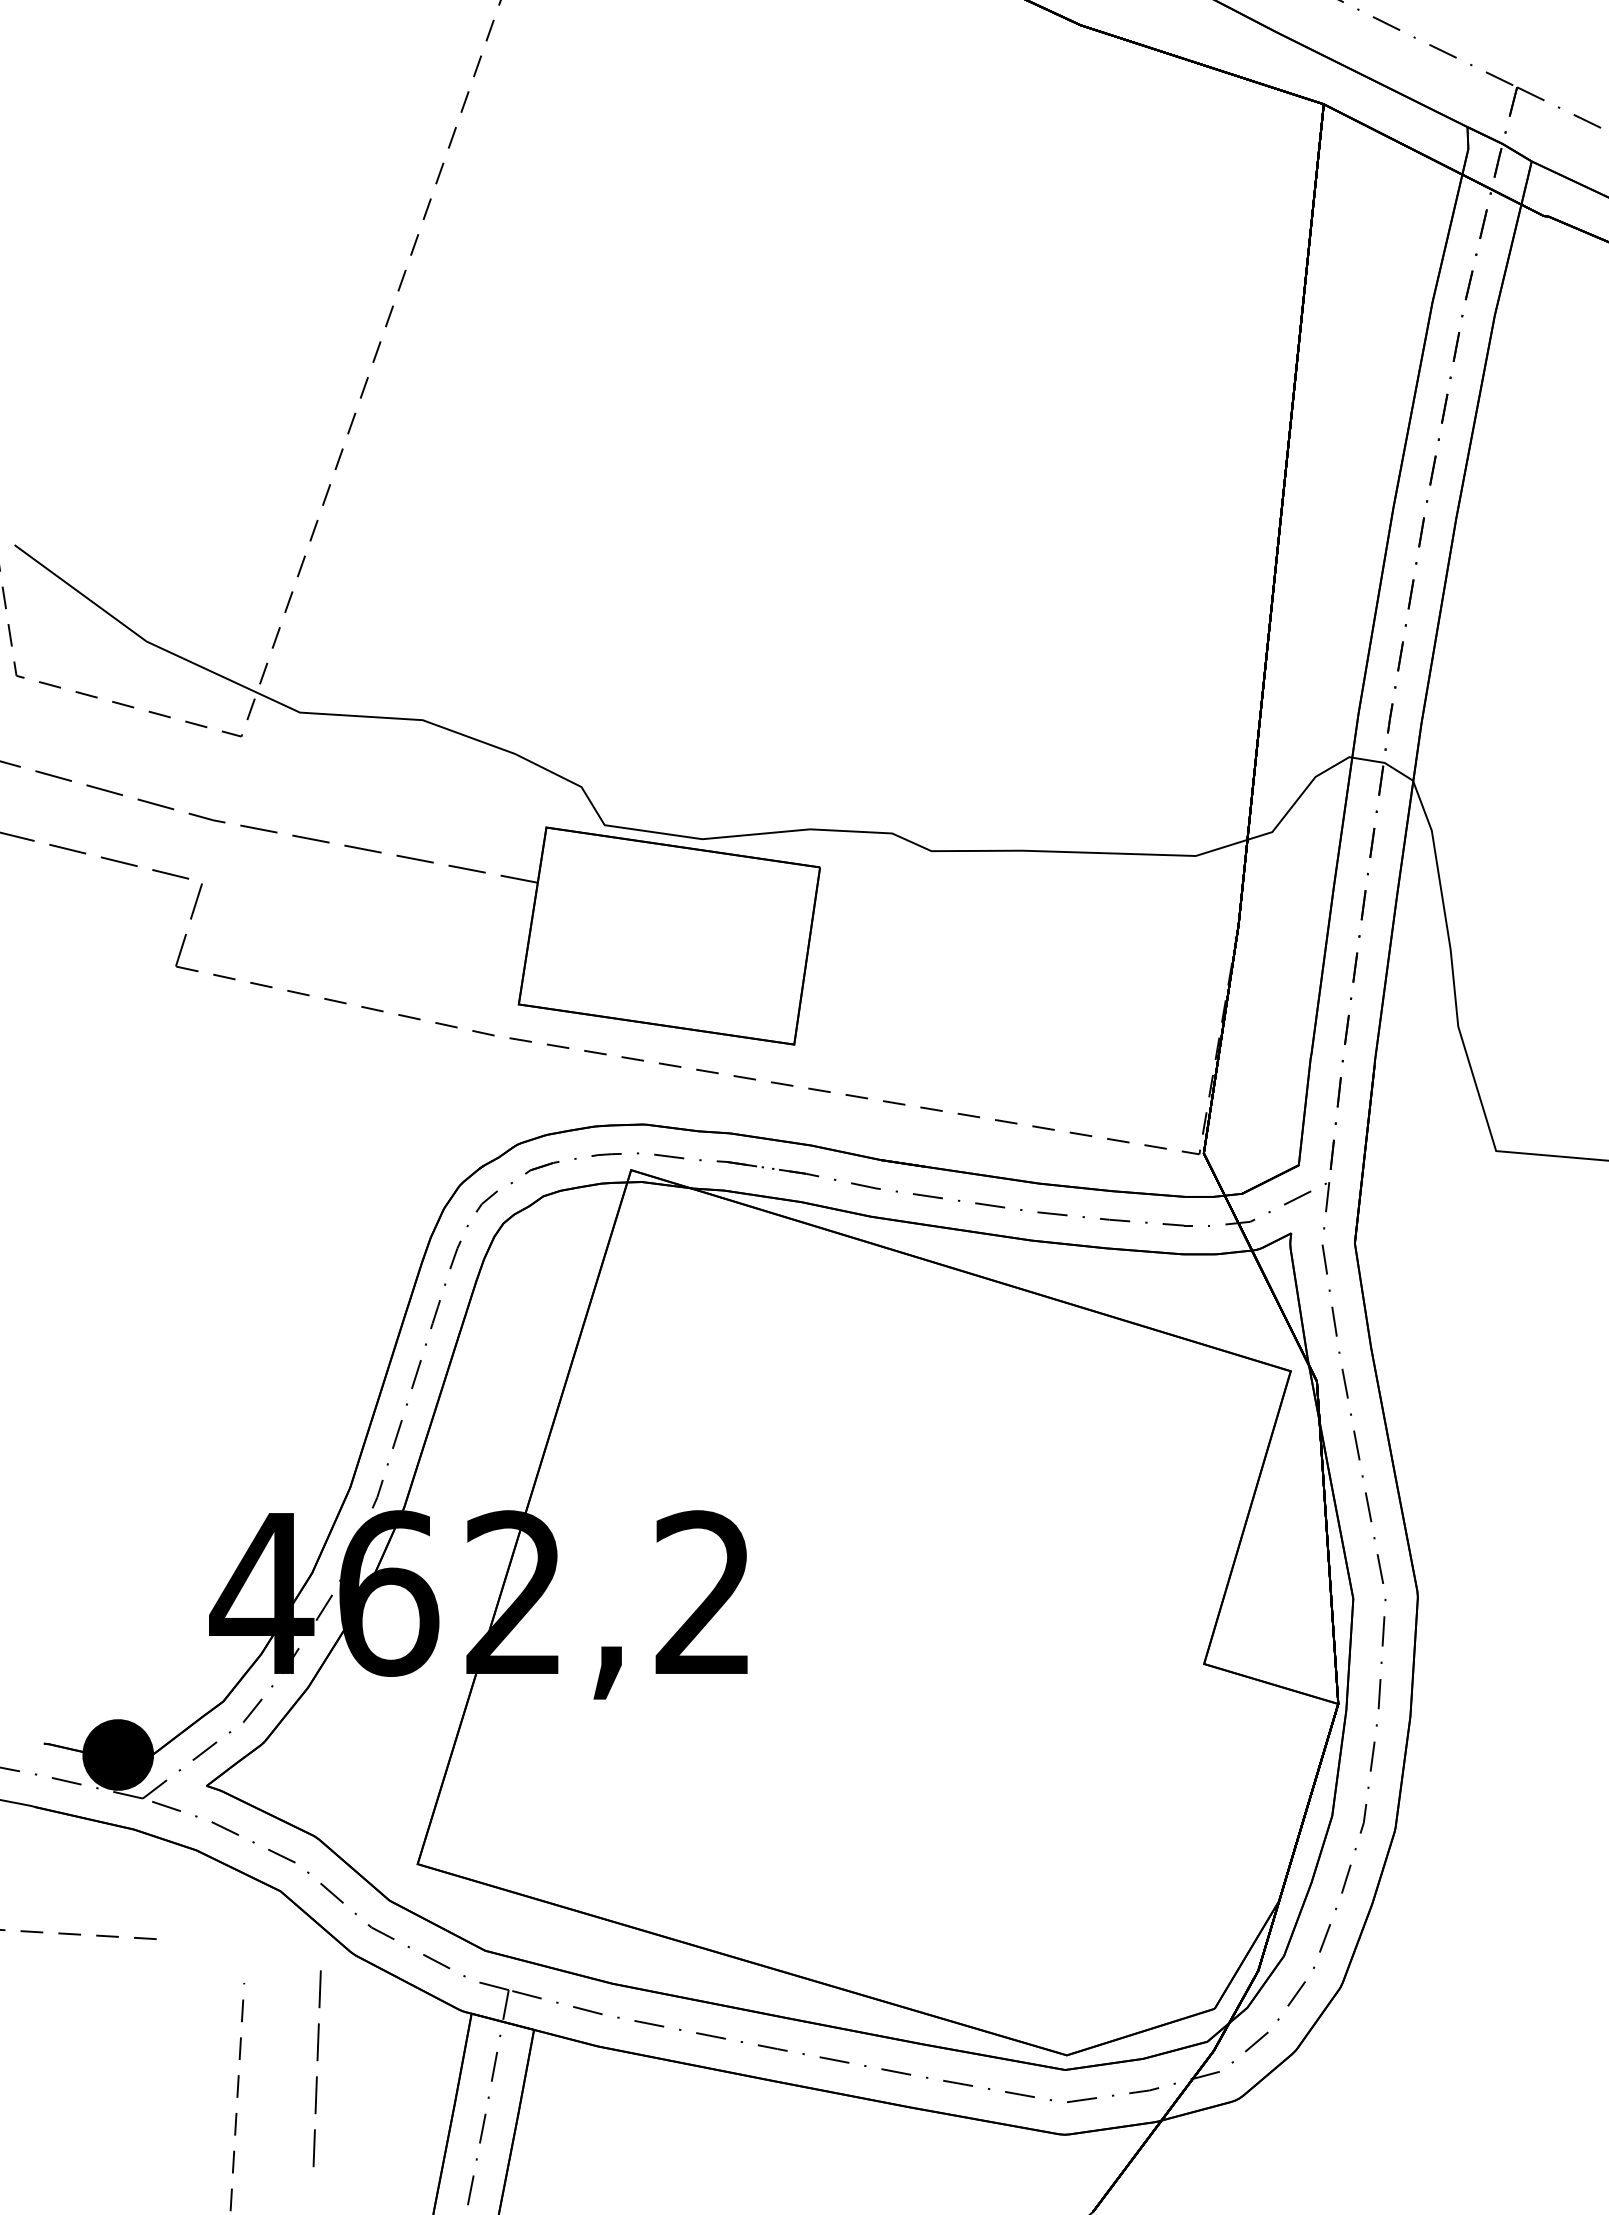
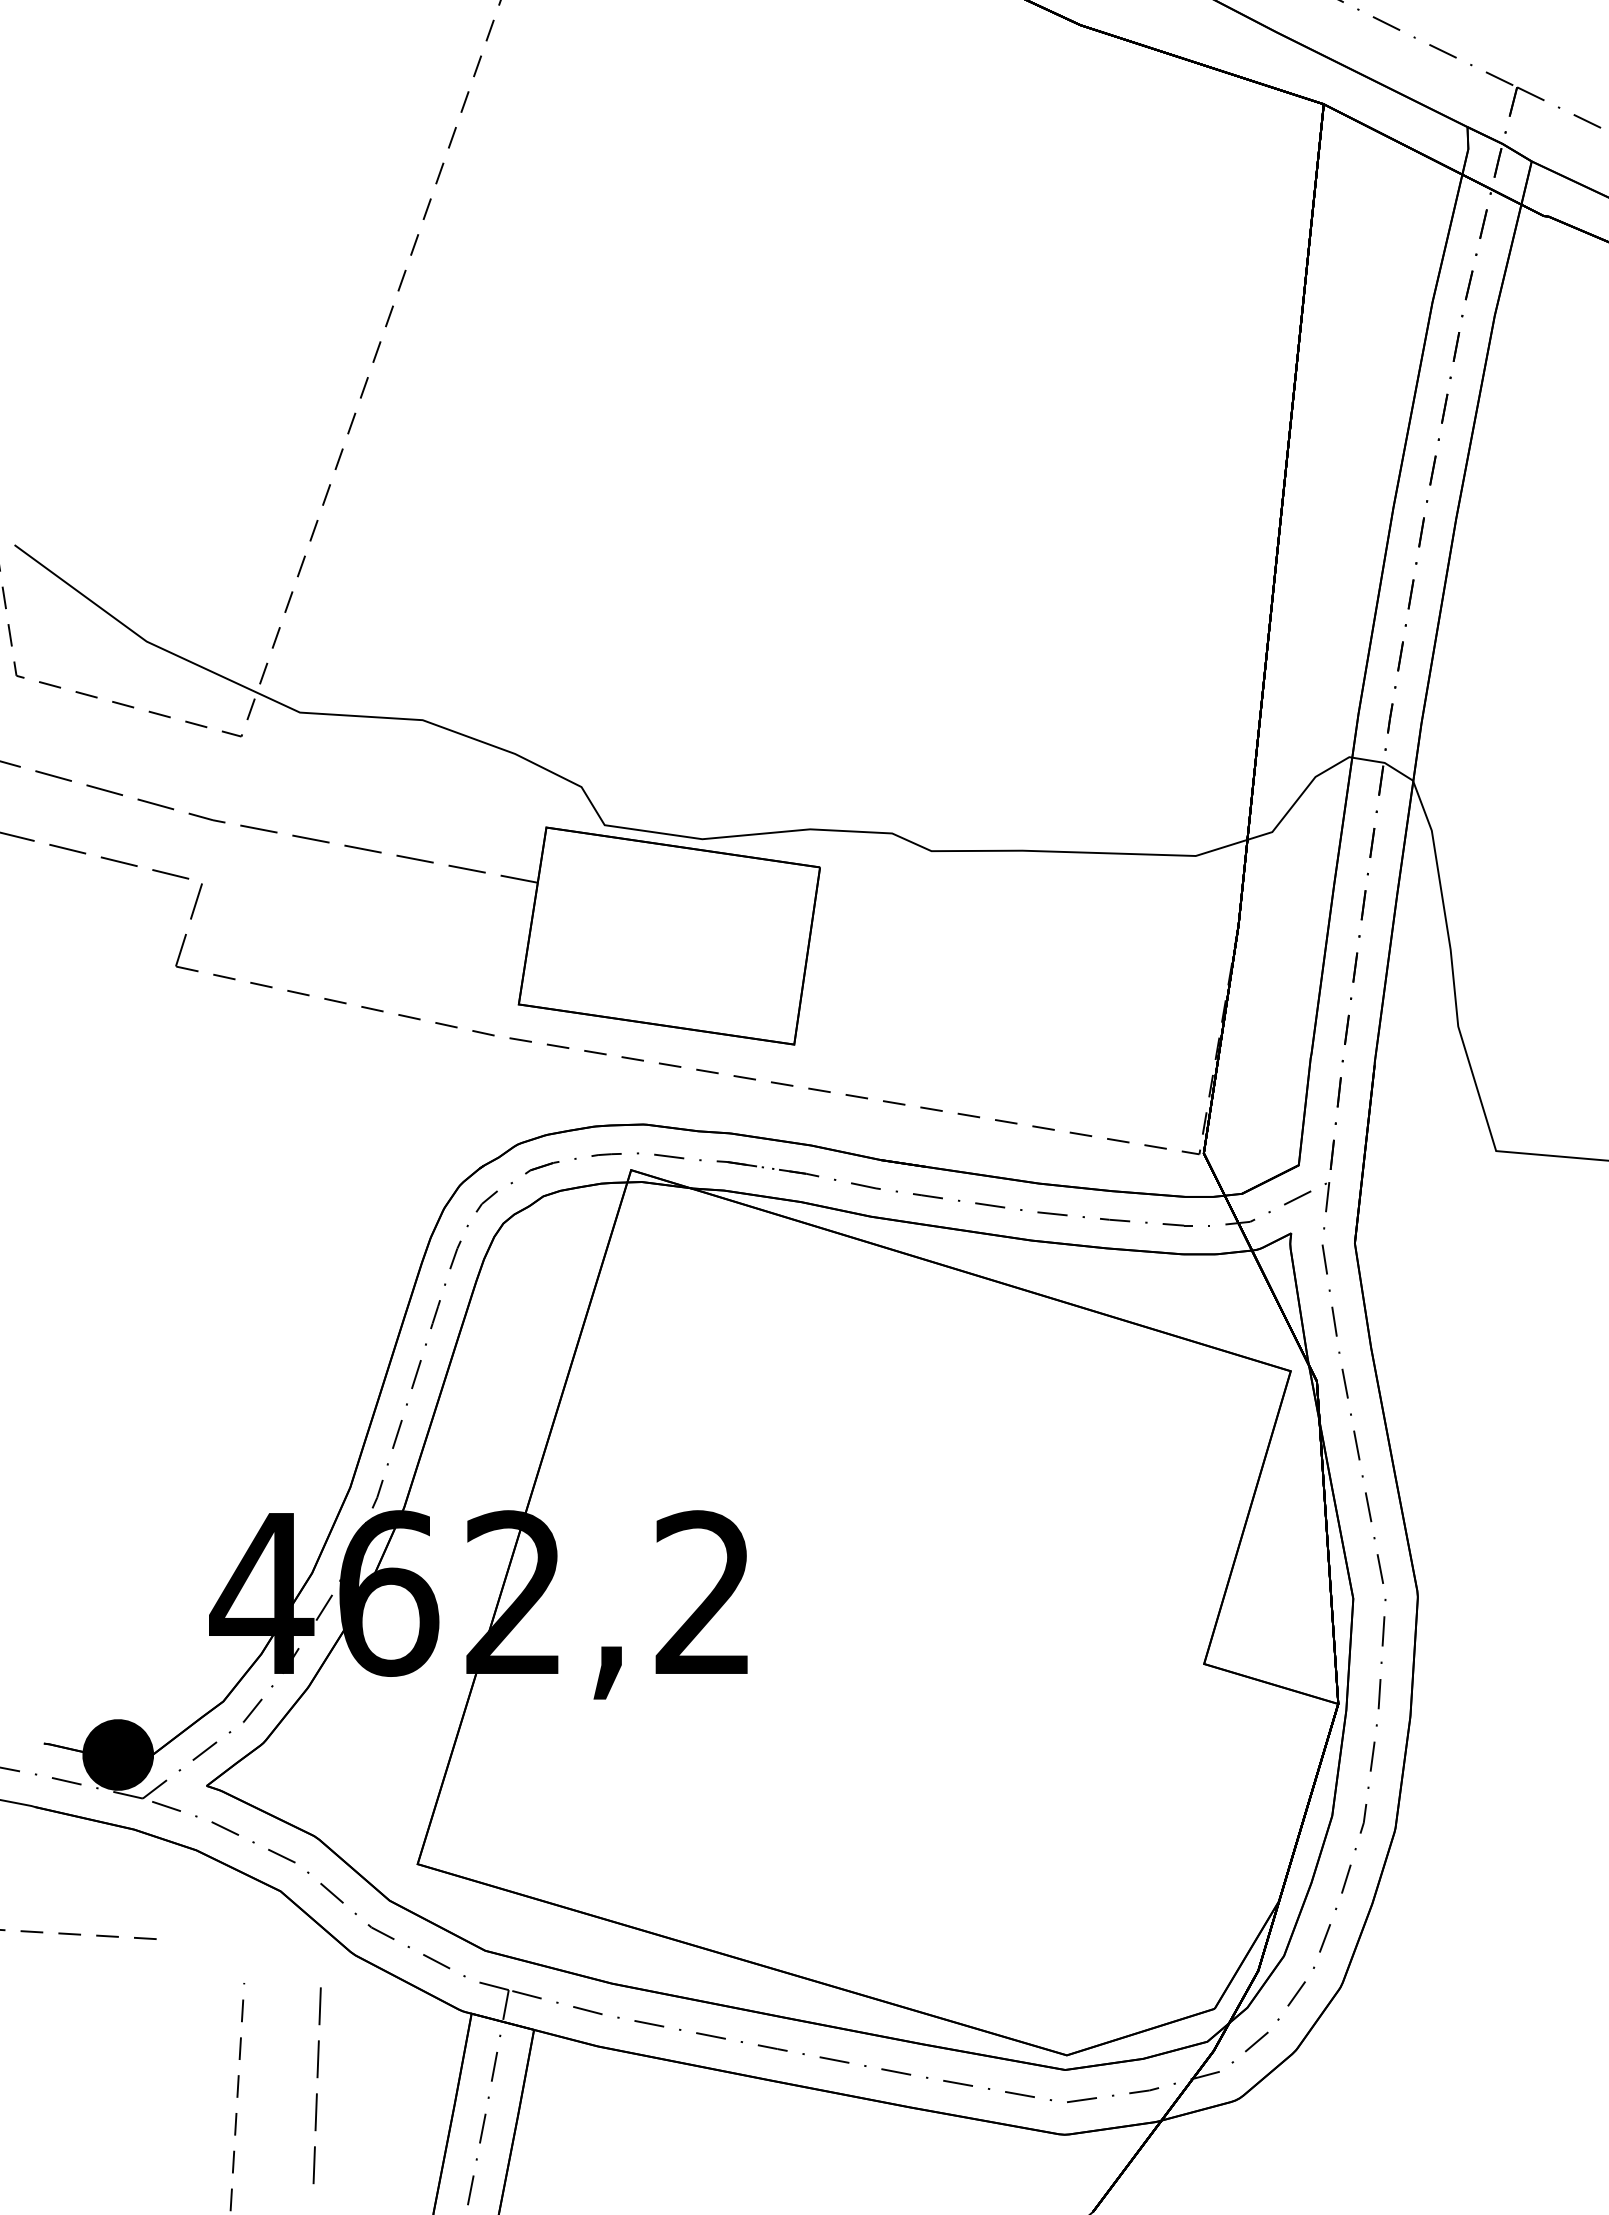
line position: (317, 2061) -> (317, 2078) (317, 2078)
